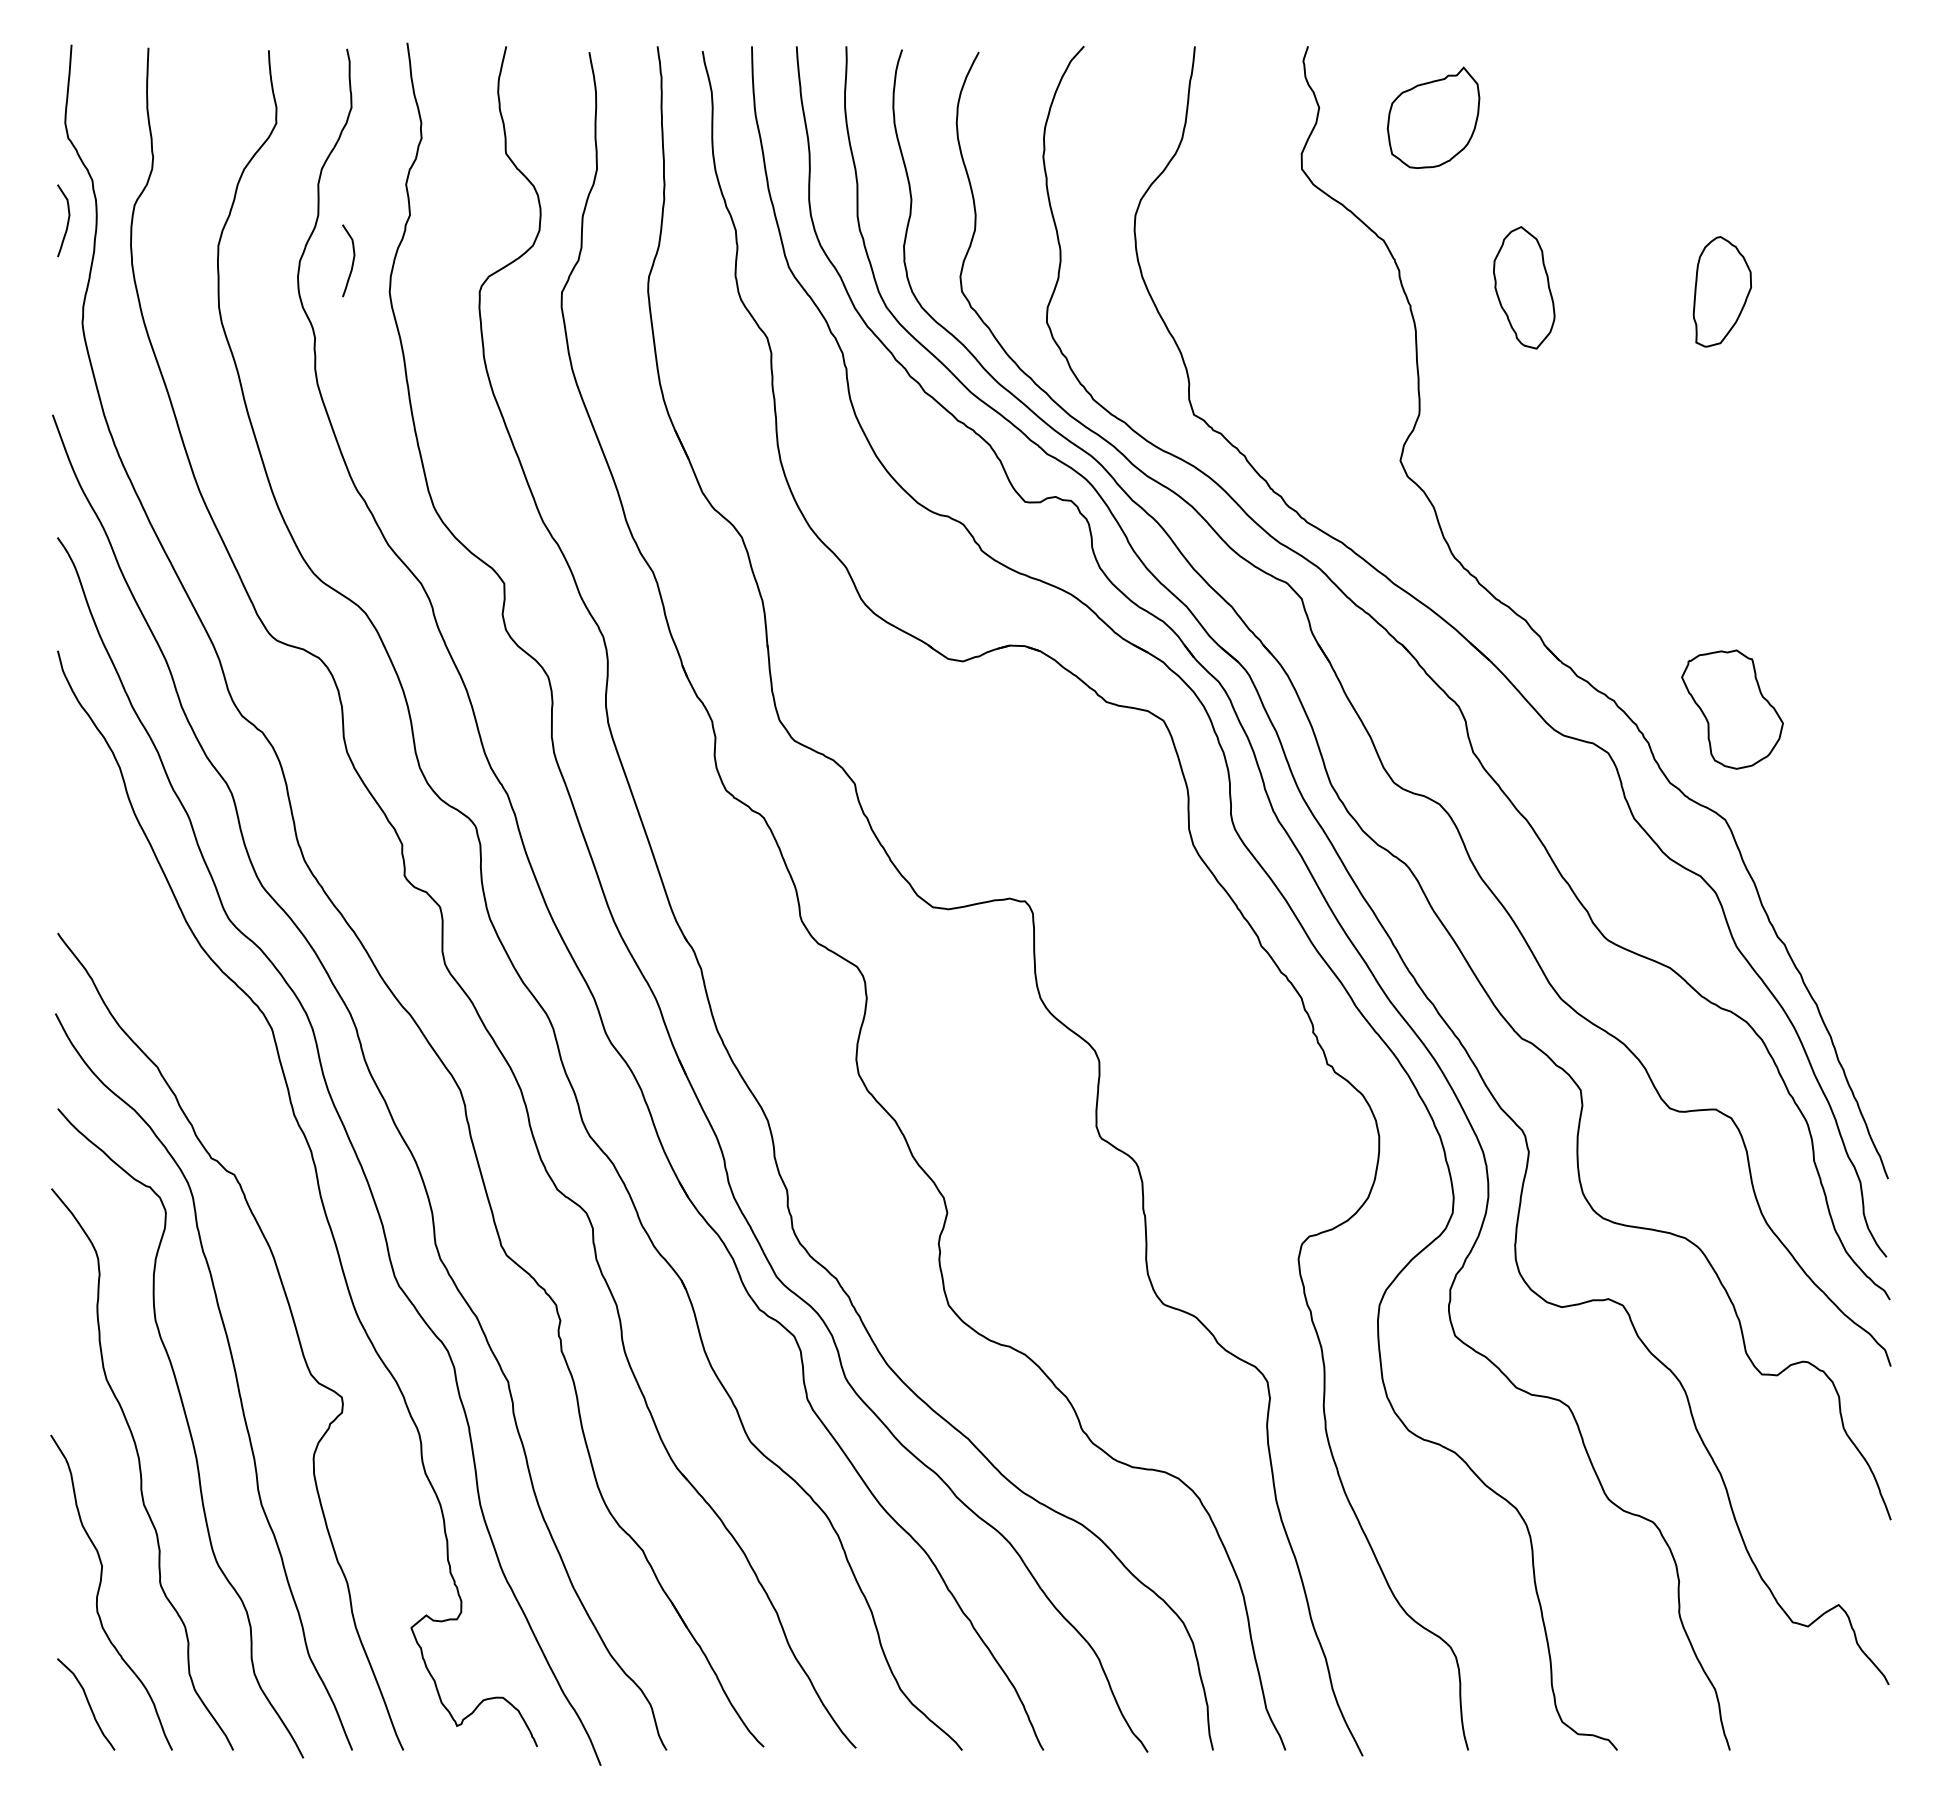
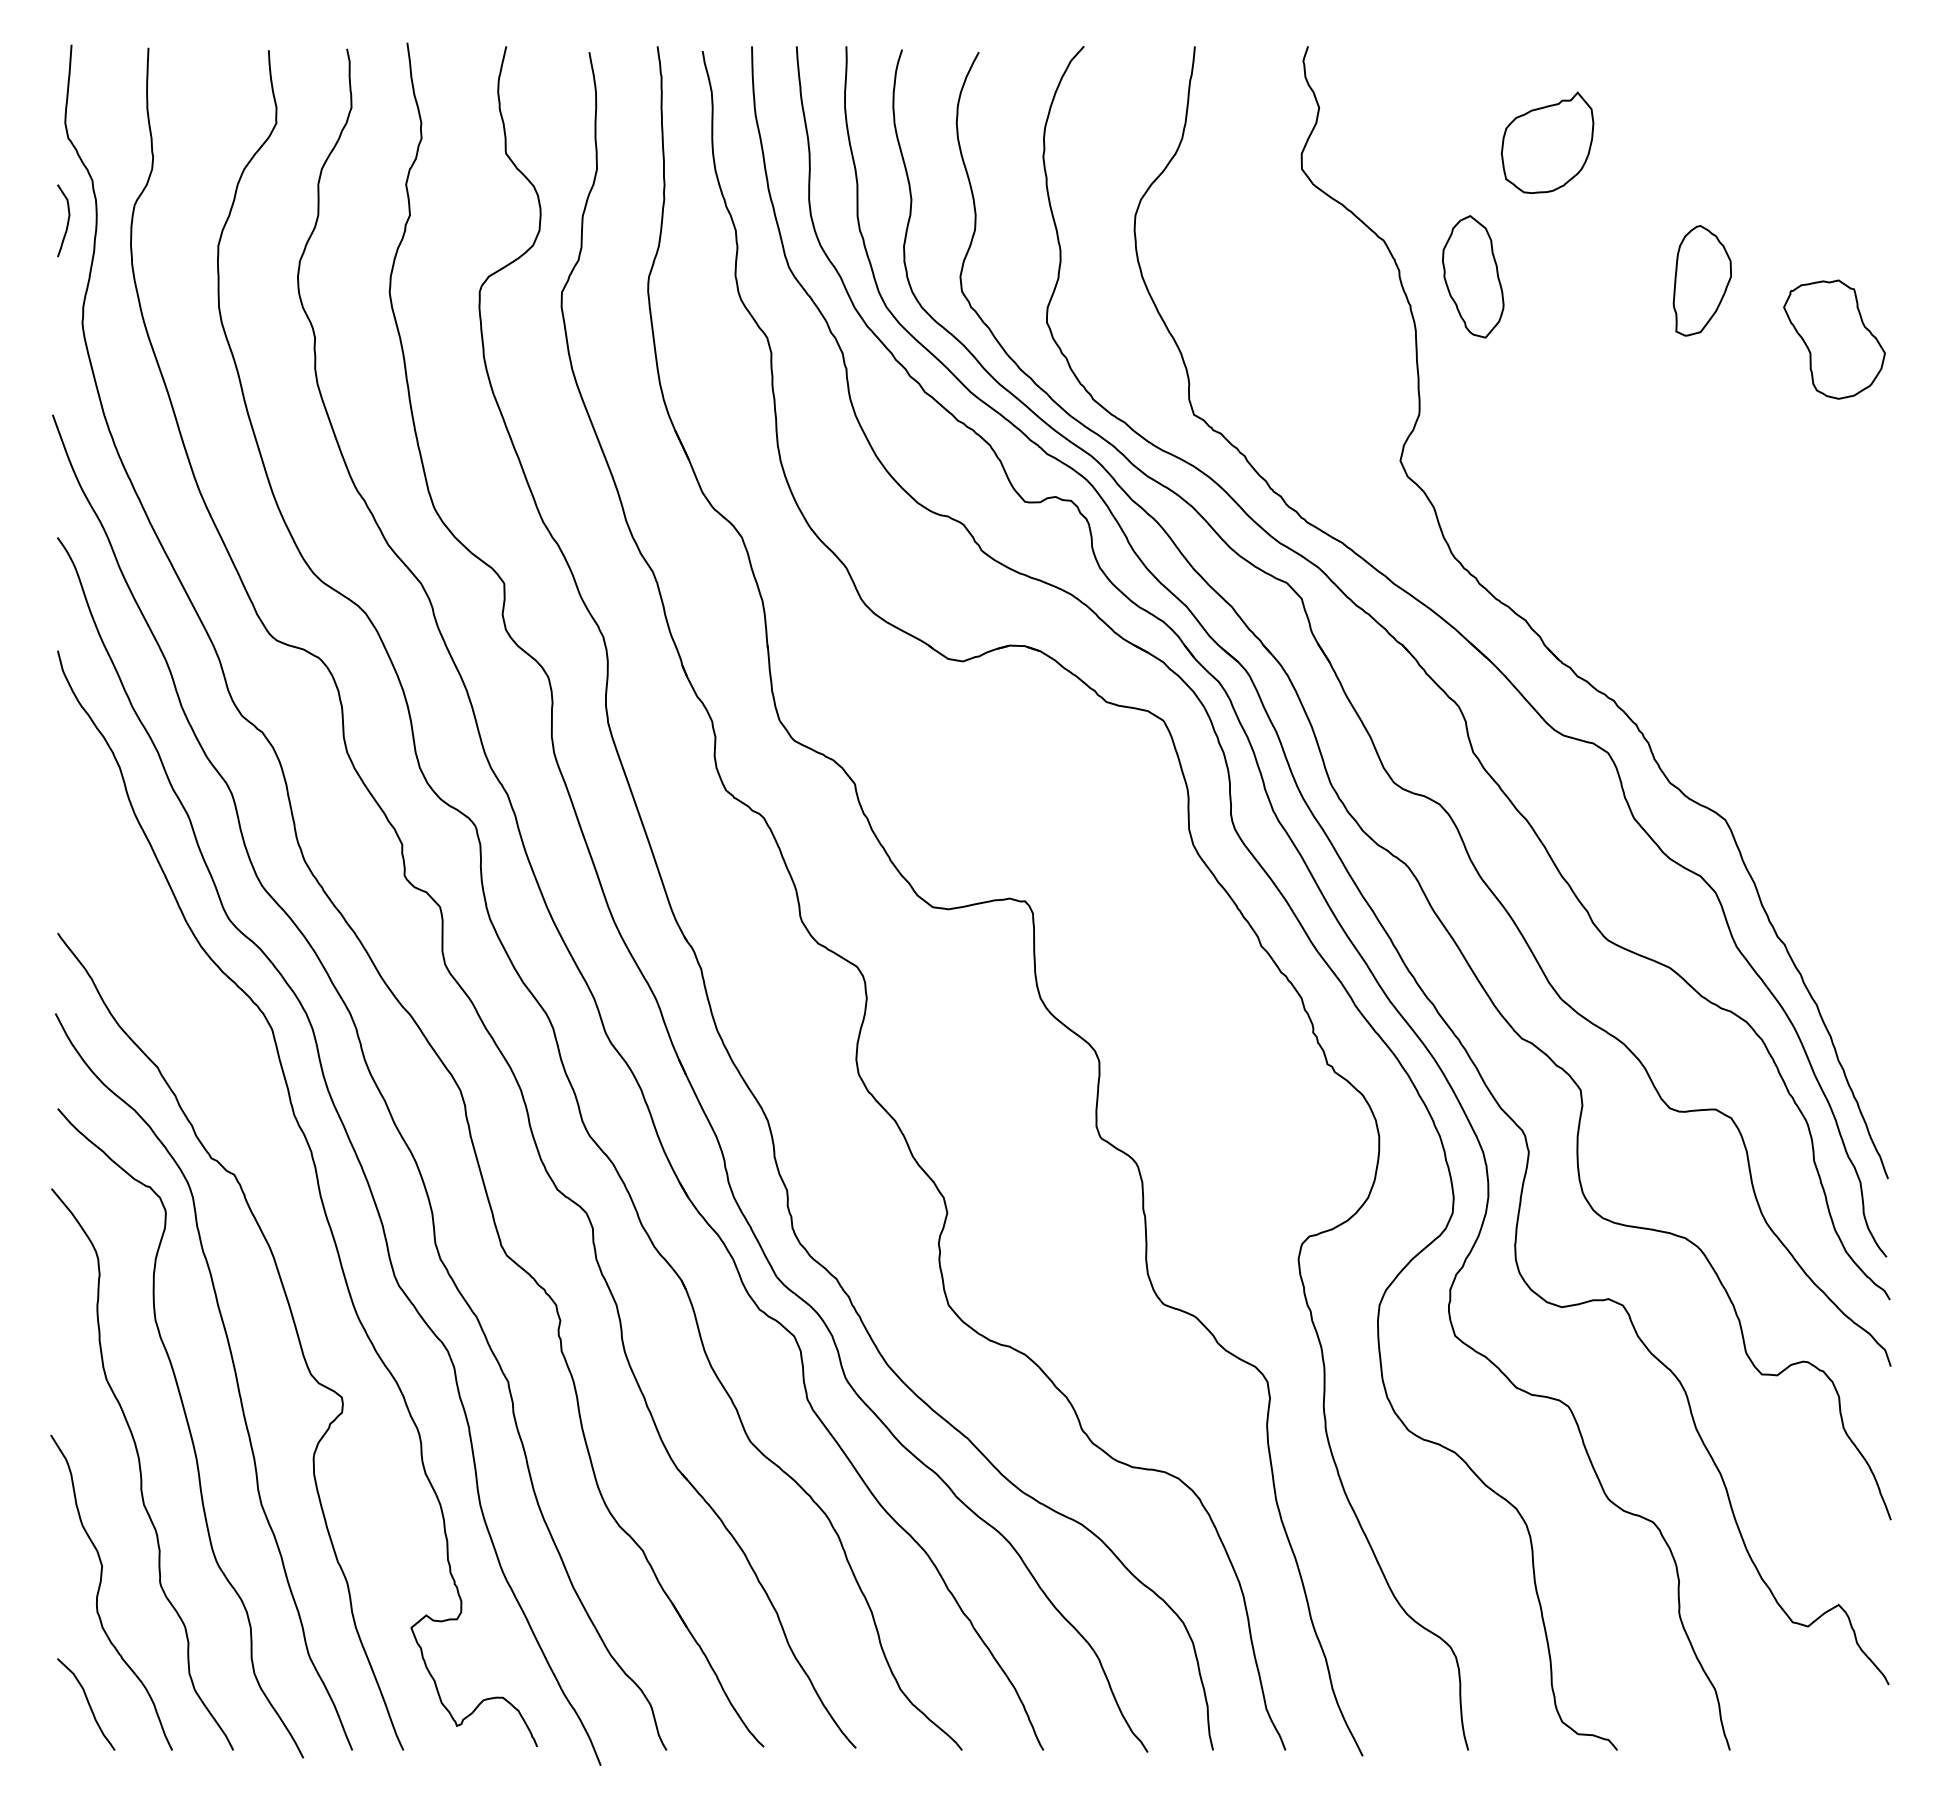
part position: (1433, 117) -> (1547, 142) (1547, 142)
curve: present -> none (352, 260)
part position: (1524, 287) -> (1473, 276) (1473, 276)
part position: (1721, 291) -> (1701, 280) (1701, 280)
part position: (1732, 709) -> (1834, 339) (1834, 339)
